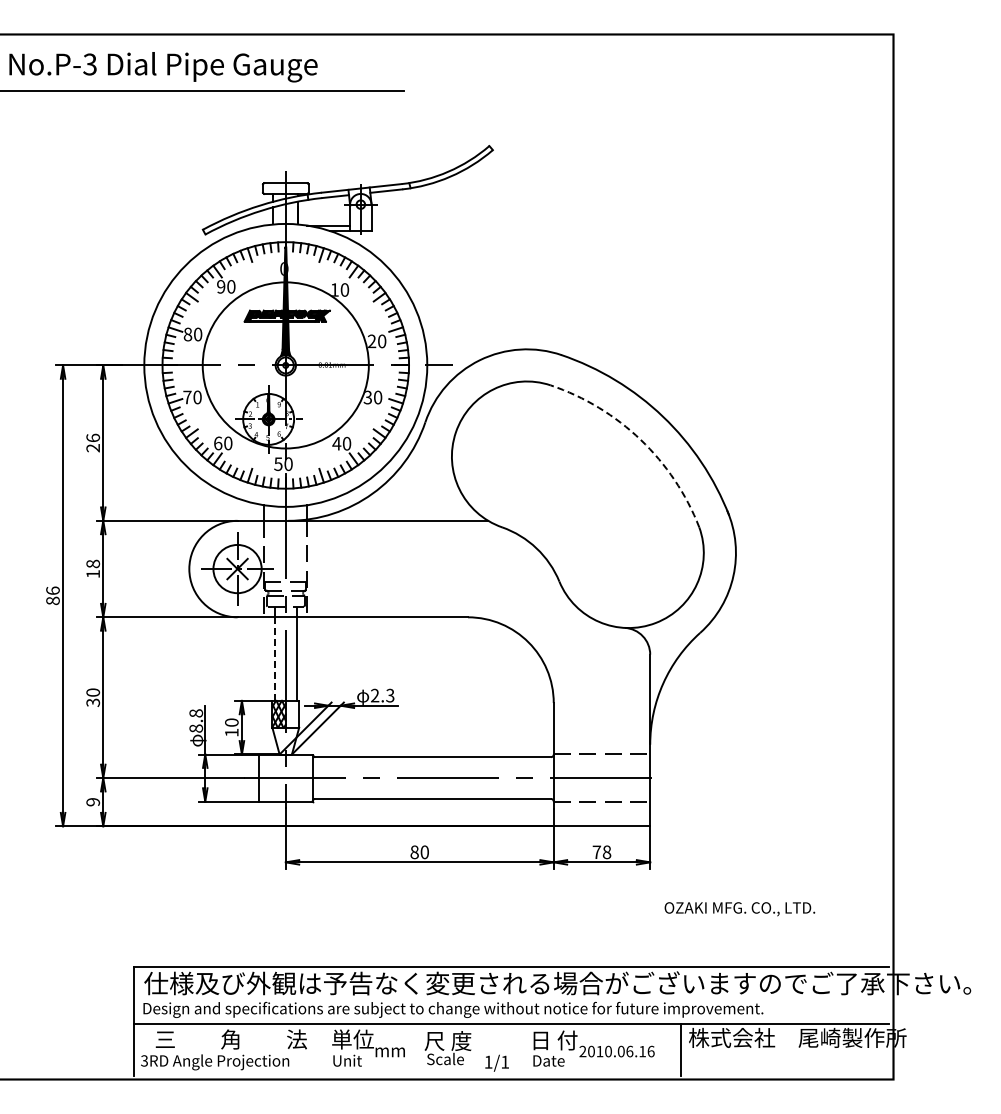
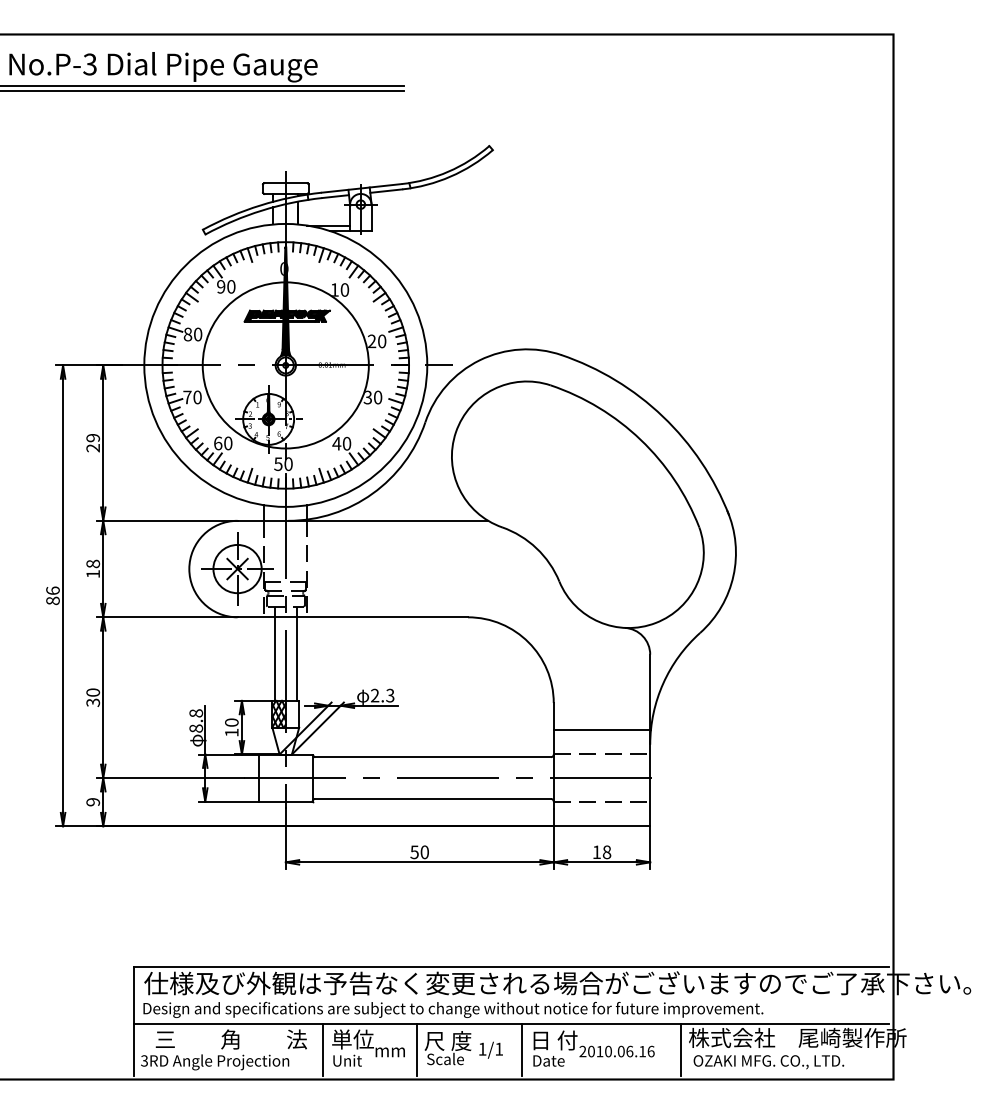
line: none -> present (202, 85)
text: 26 -> 29 (93, 437)
arc: dashed -> solid (640, 439)
line: dashed -> solid (275, 659)
line: none -> present (601, 729)
text: 80 -> 50 (414, 851)
text: 78 -> 18 (596, 851)
text position: (739, 909) -> (768, 1062) (768, 1062)
line: none -> present (323, 1049)
line: none -> present (416, 1049)
line: none -> present (521, 1049)
text position: (496, 1062) -> (490, 1049) (490, 1049)
